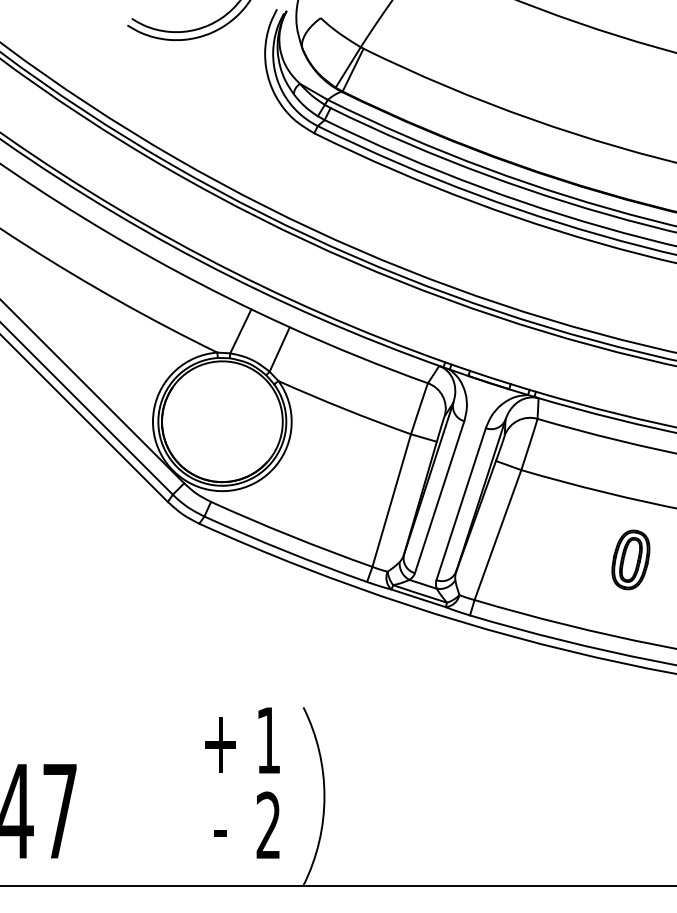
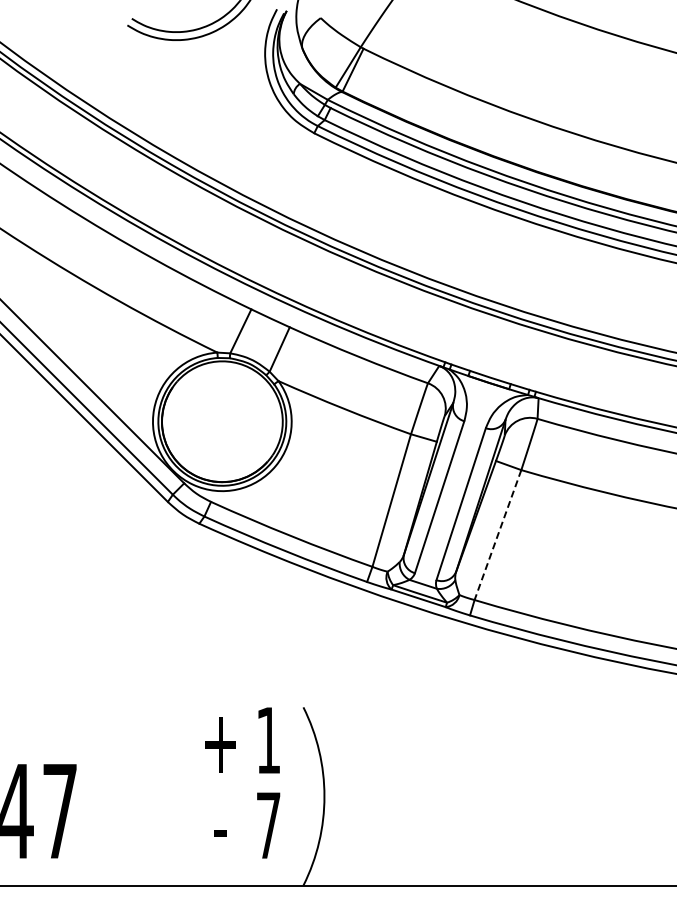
line: solid -> dashed (497, 535)
part: present -> none (630, 559)
text: 2 -> 7 (268, 824)
